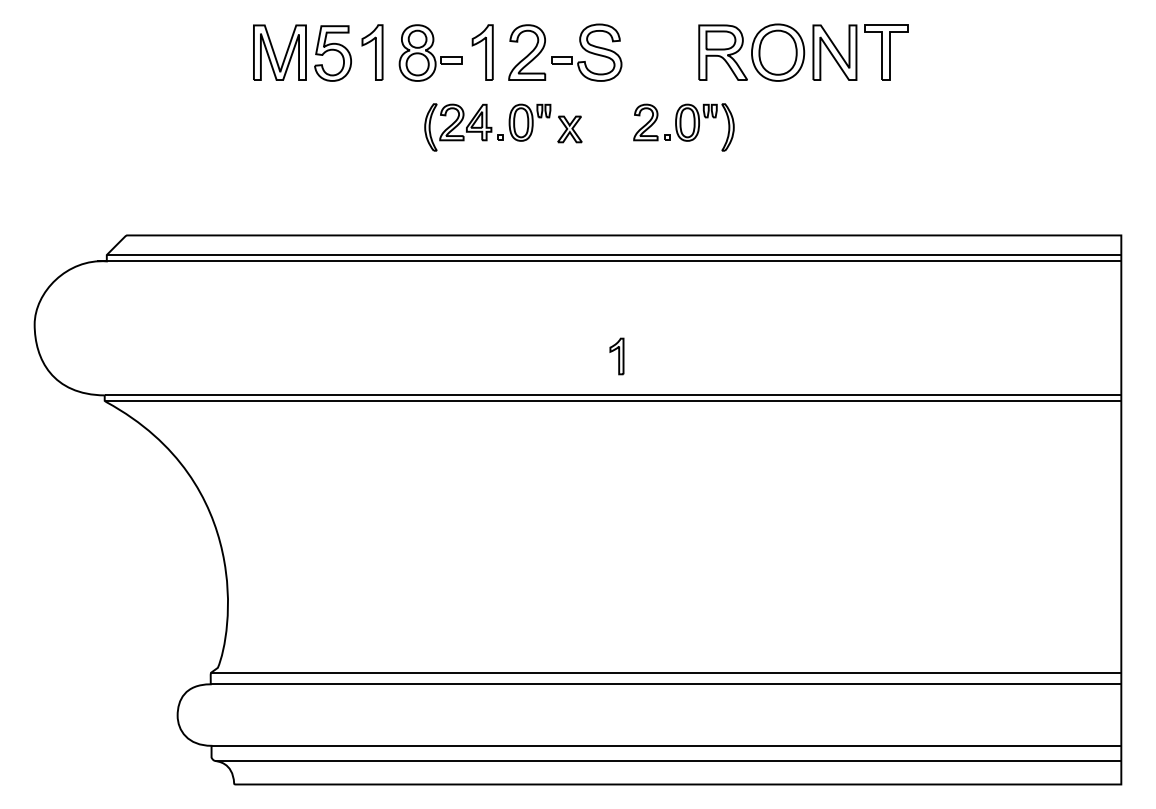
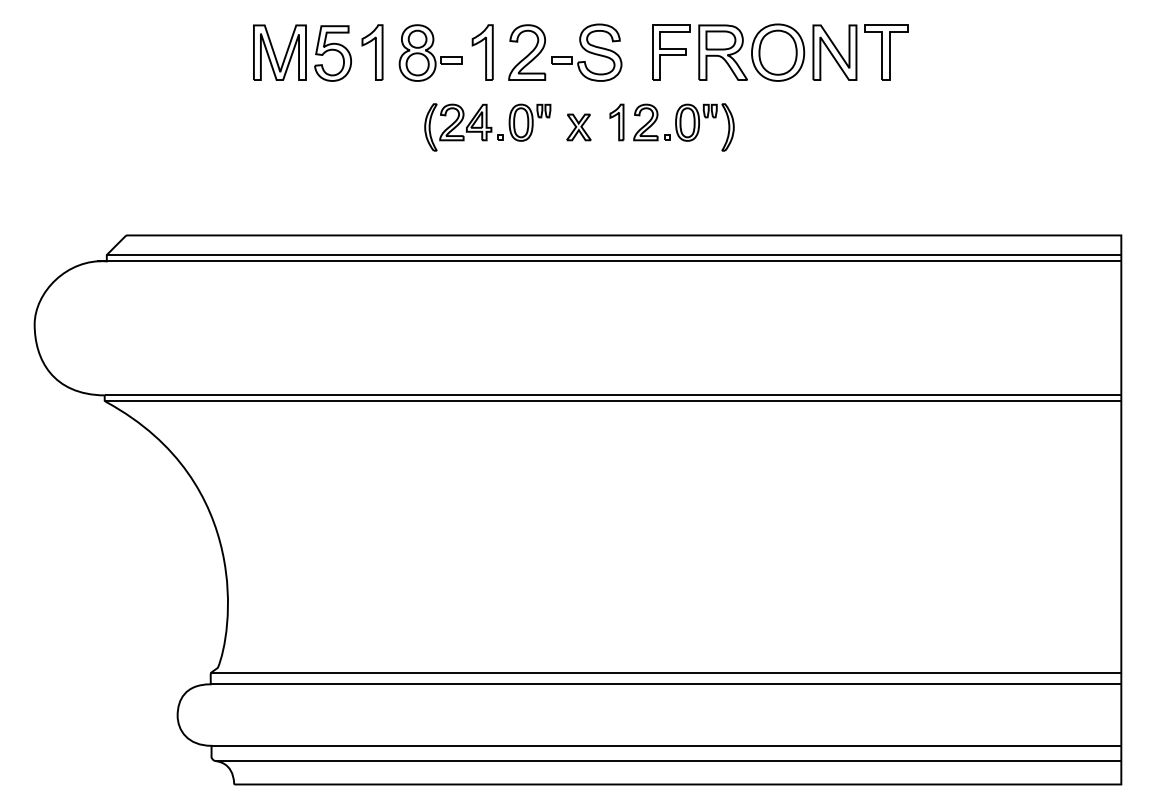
part: none -> present (671, 52)
part position: (569, 129) -> (578, 127) (578, 127)
part position: (616, 356) -> (616, 122) (616, 122)
